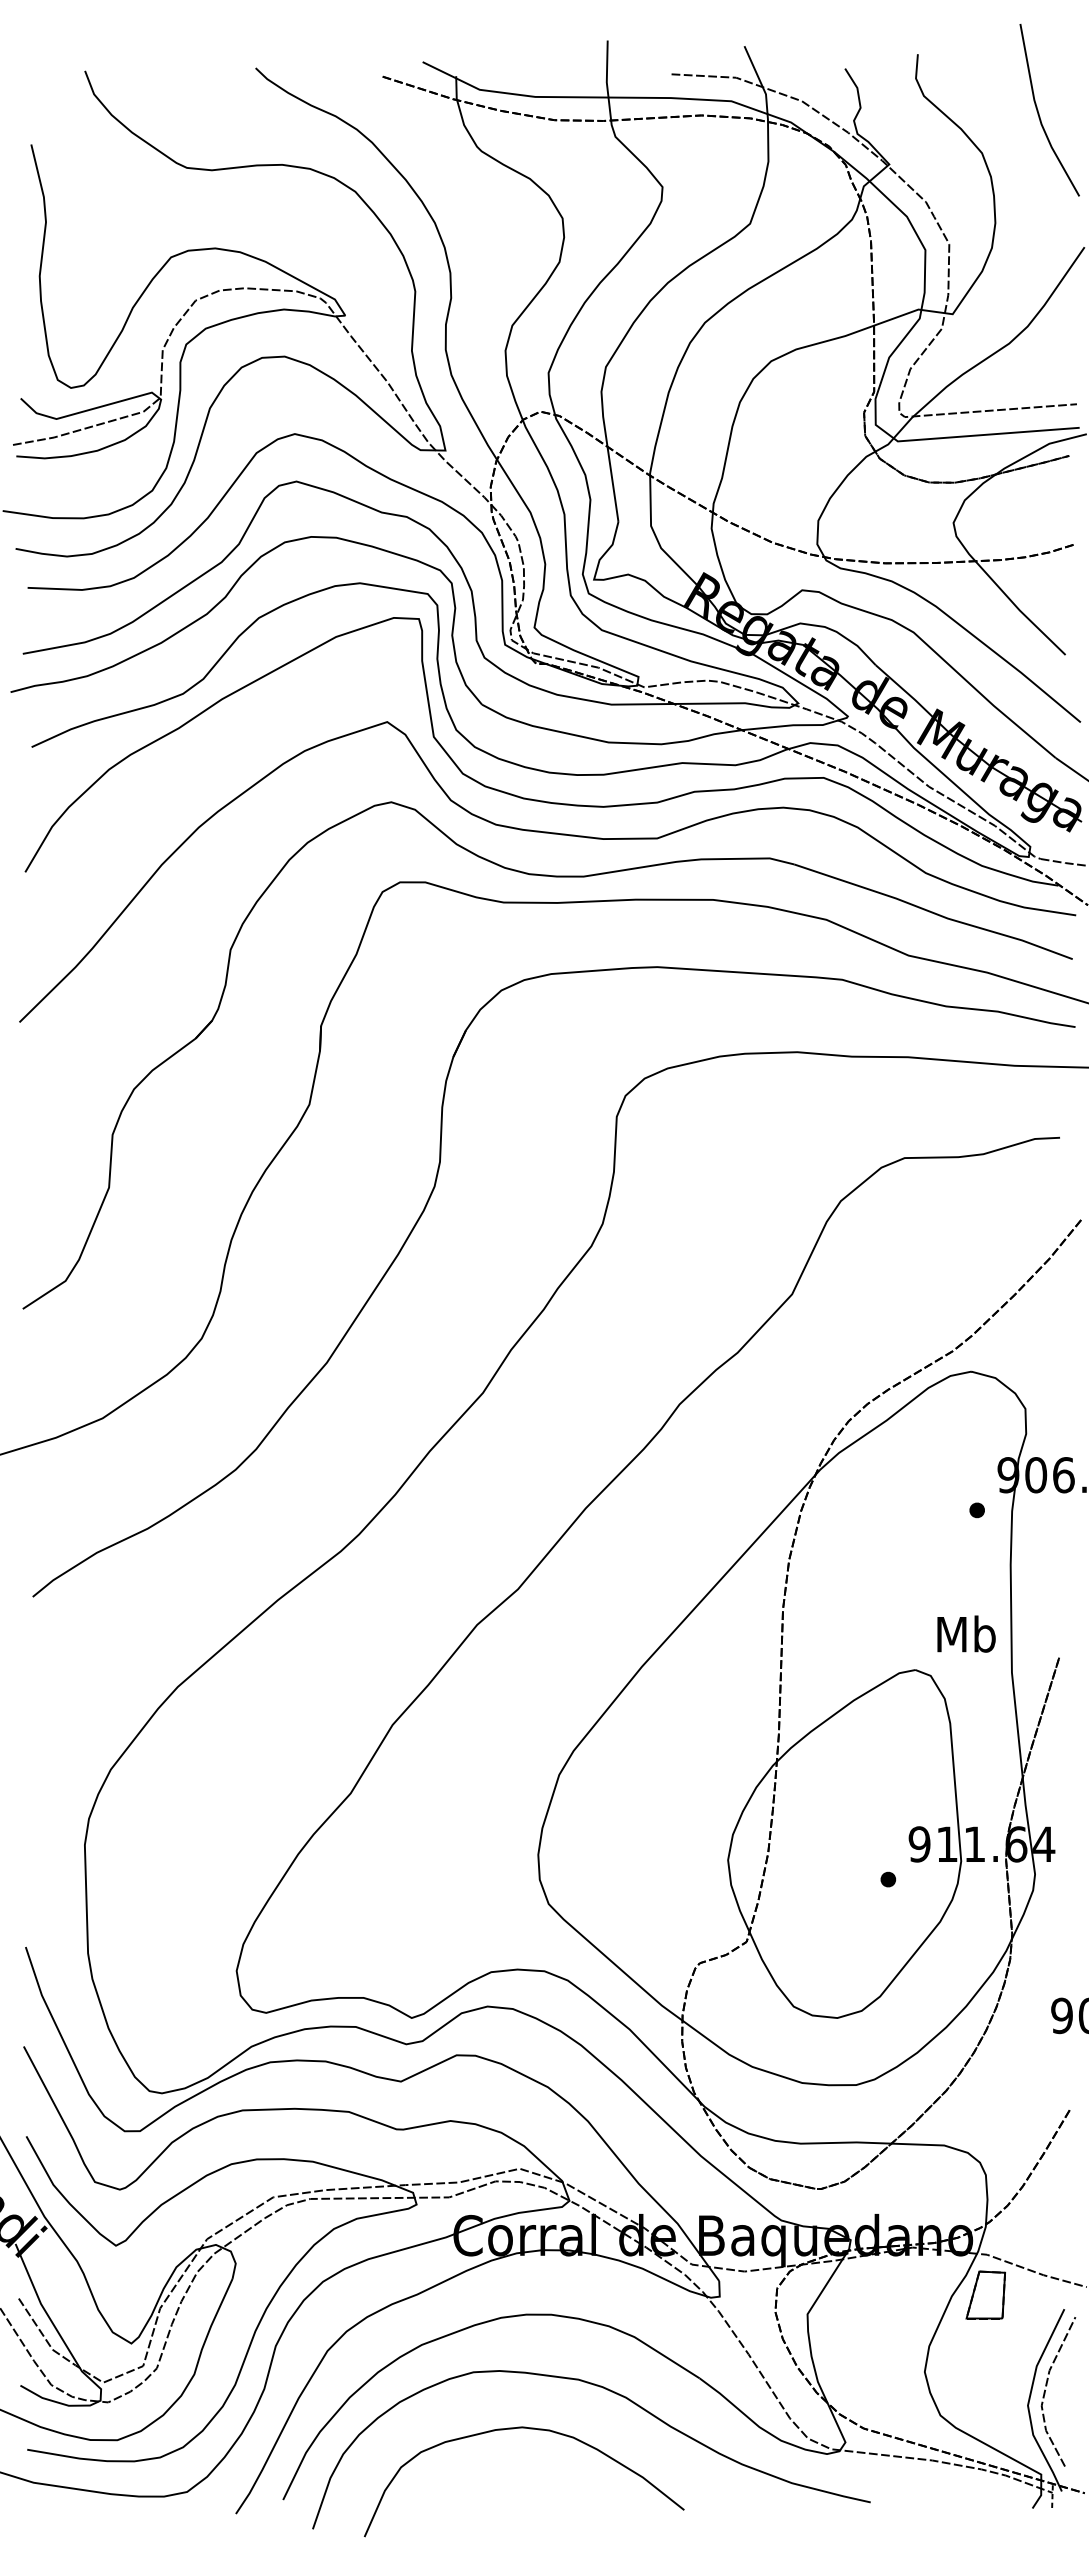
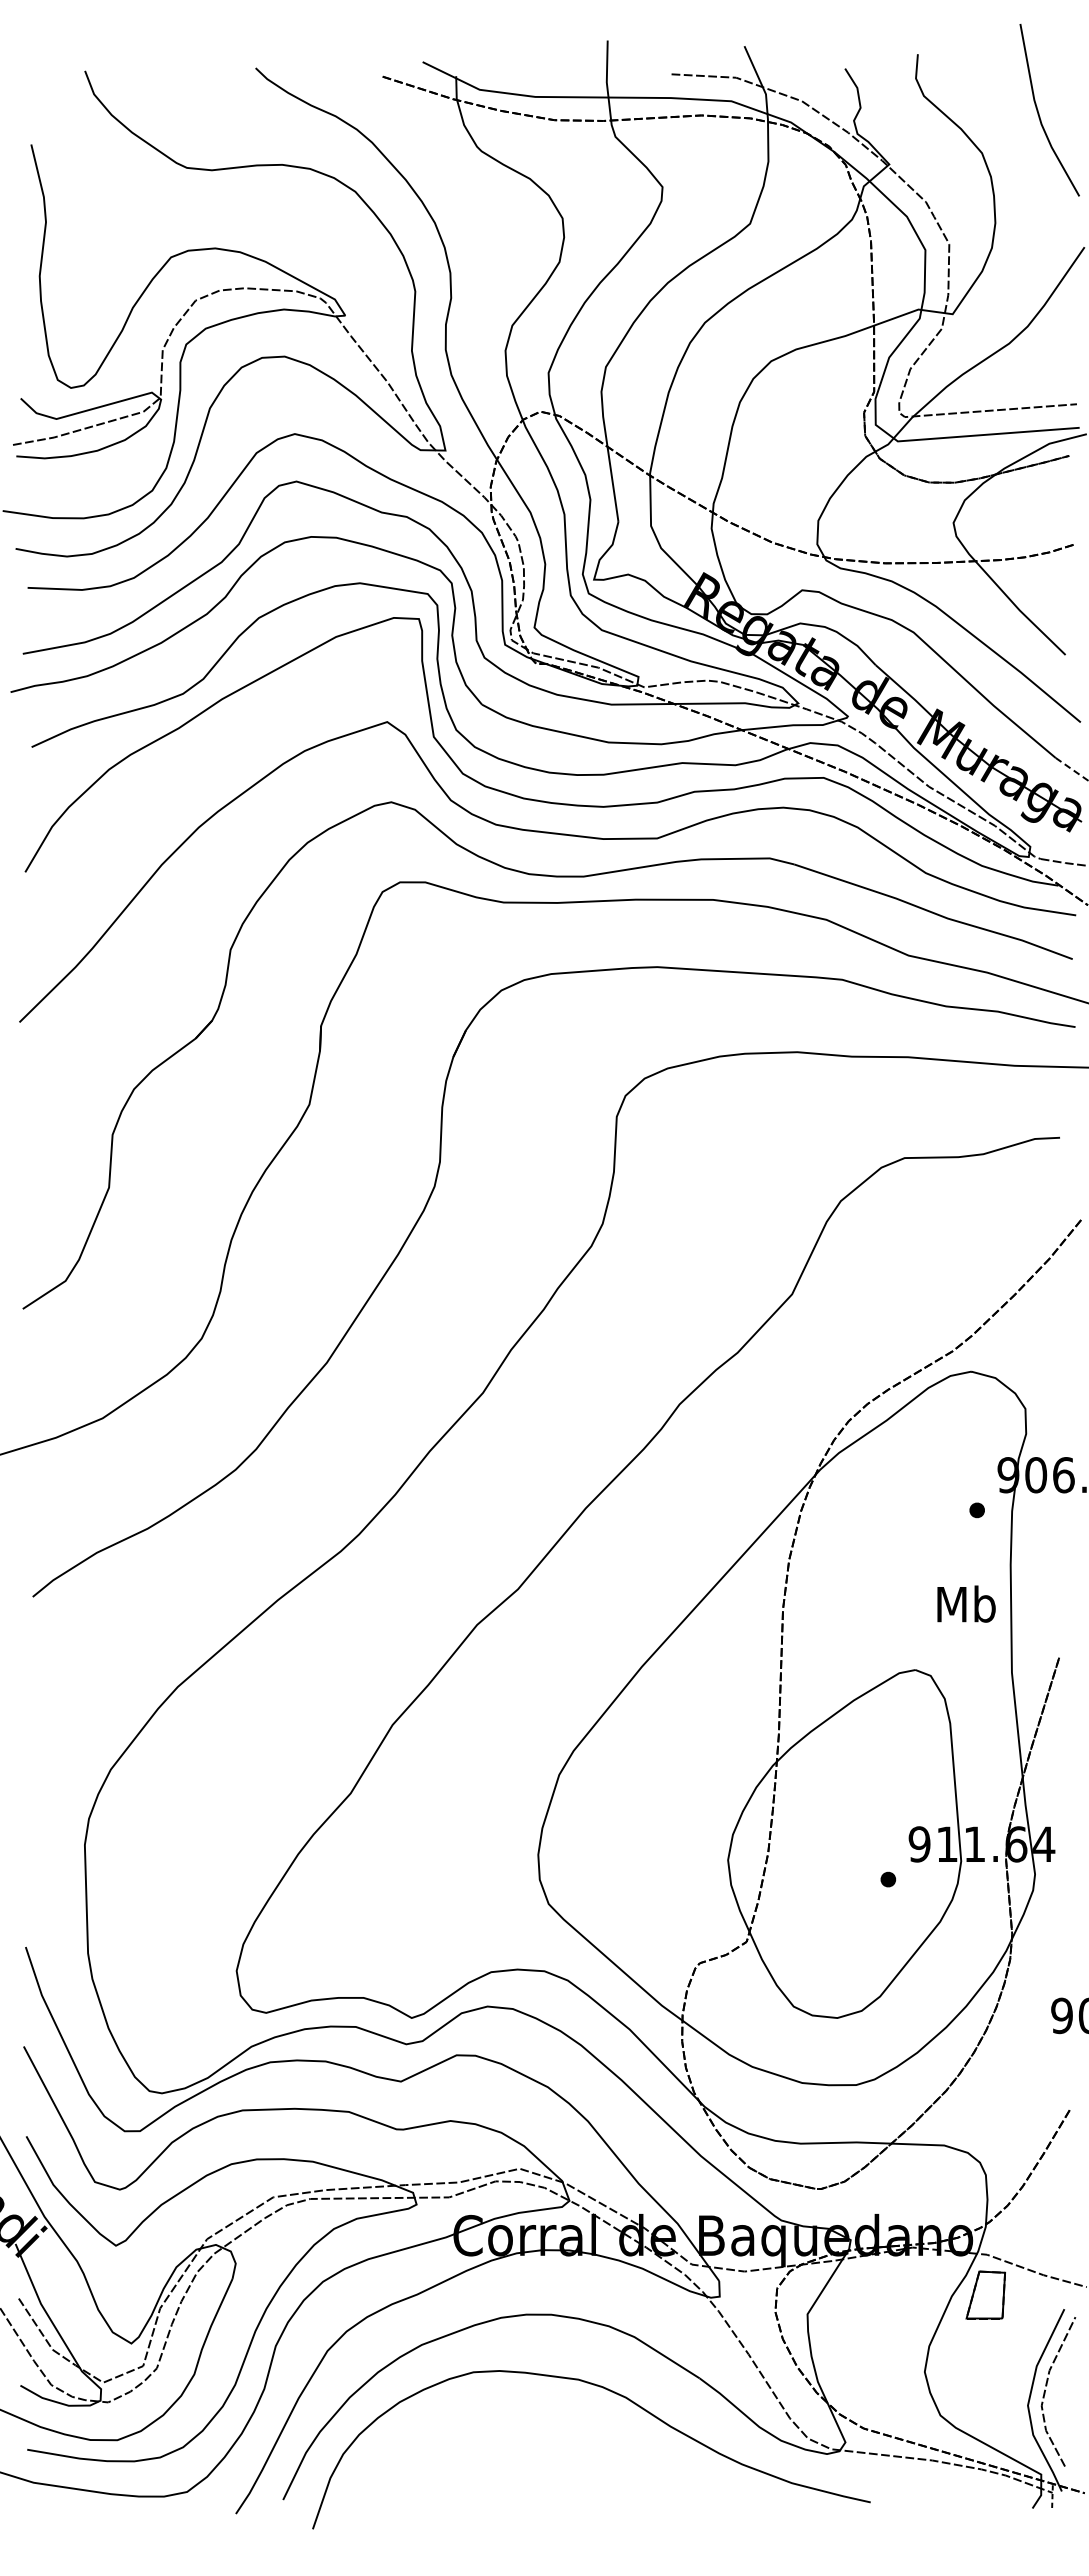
line: solid -> dashed (1072, 769)
text position: (966, 1633) -> (966, 1603) (966, 1603)
curve: present -> none (529, 2429)
